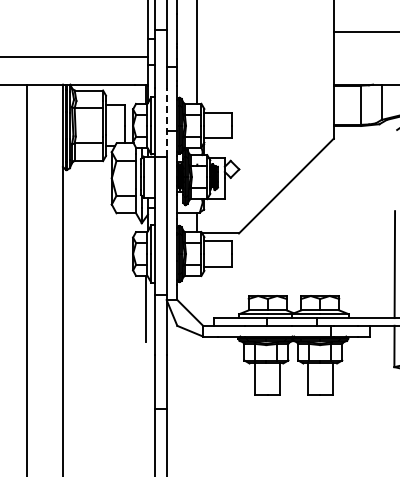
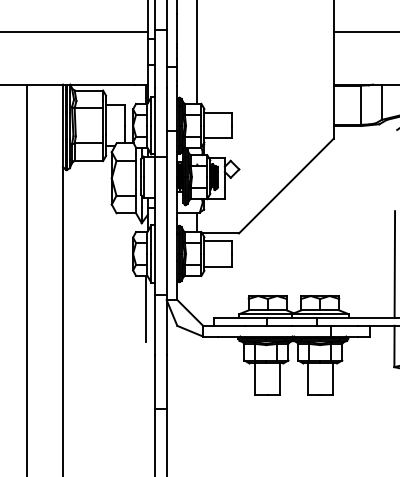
line position: (74, 56) -> (74, 31) (74, 31)
line: dashed -> solid (166, 122)
